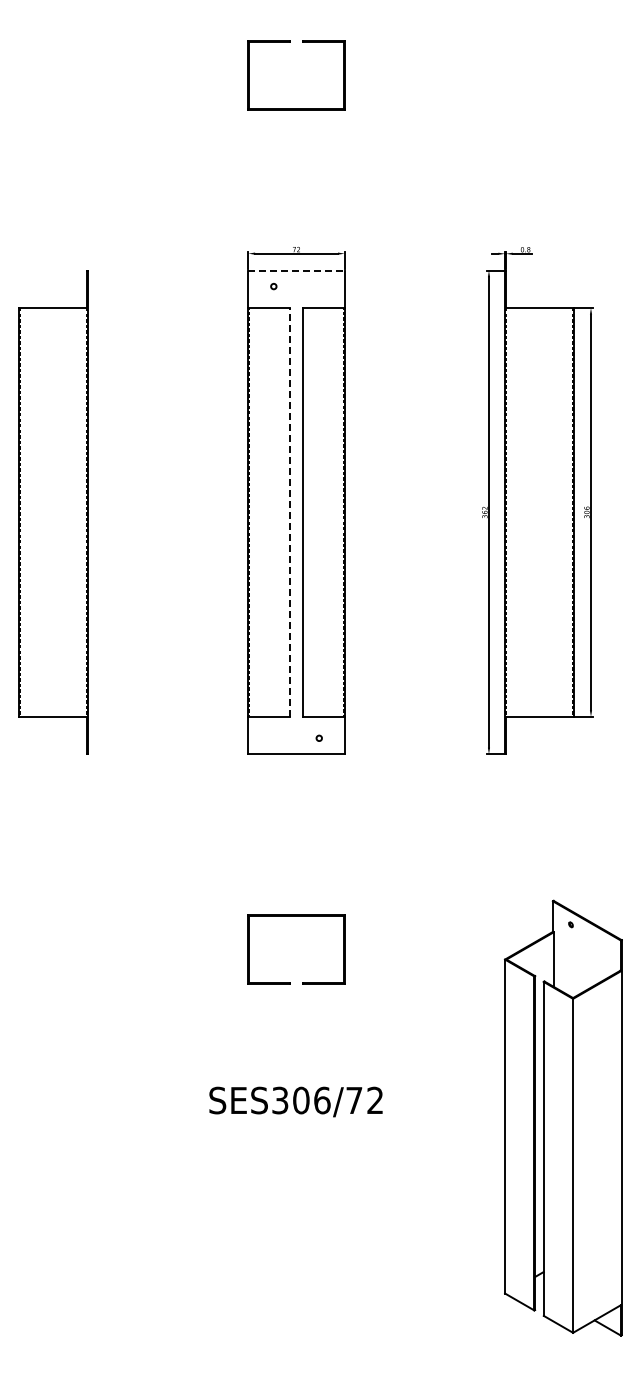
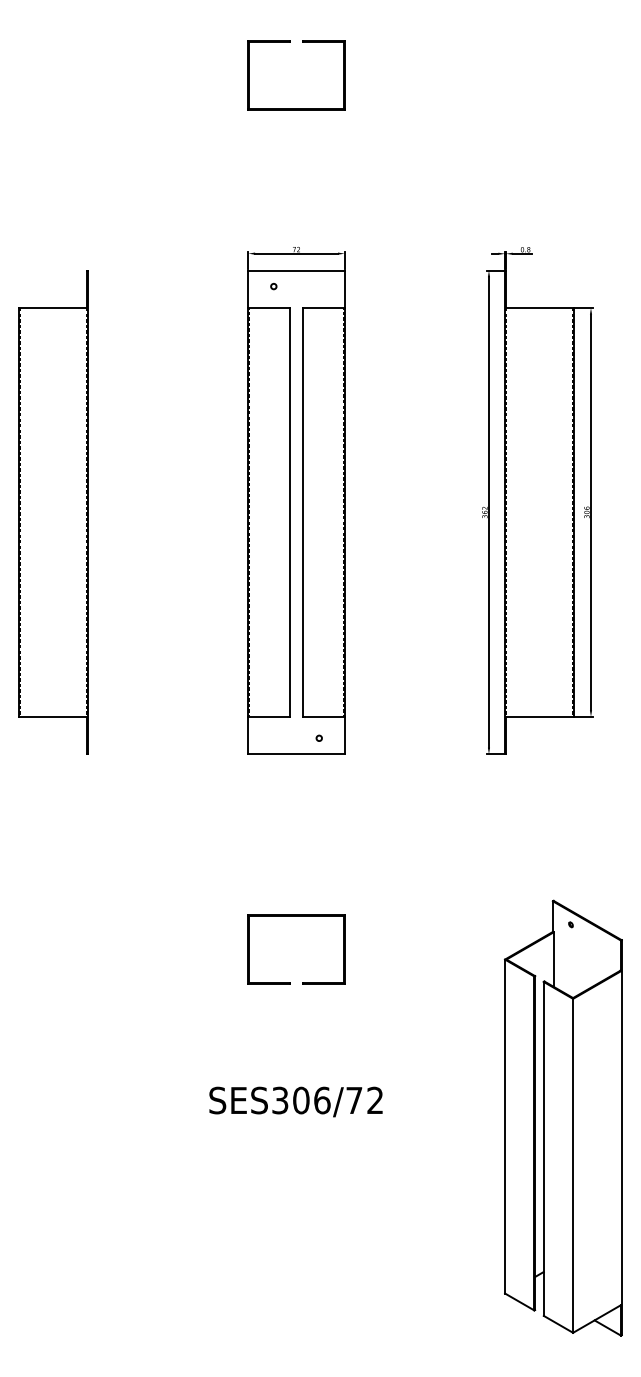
line: dashed -> solid (297, 270)
line: dashed -> solid (289, 512)
